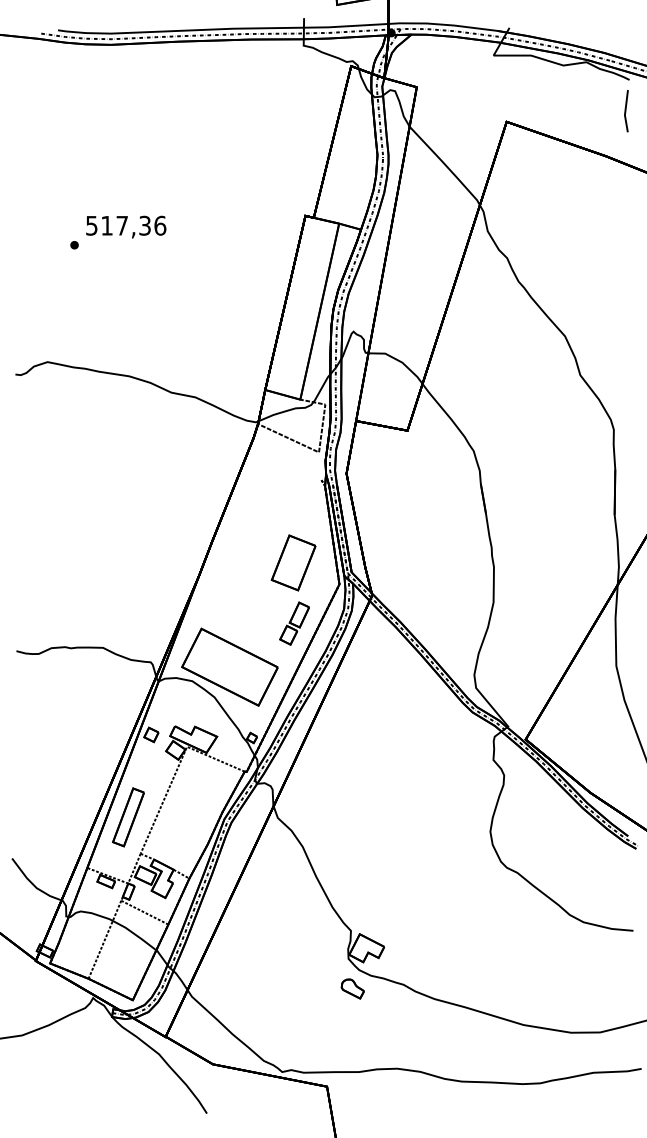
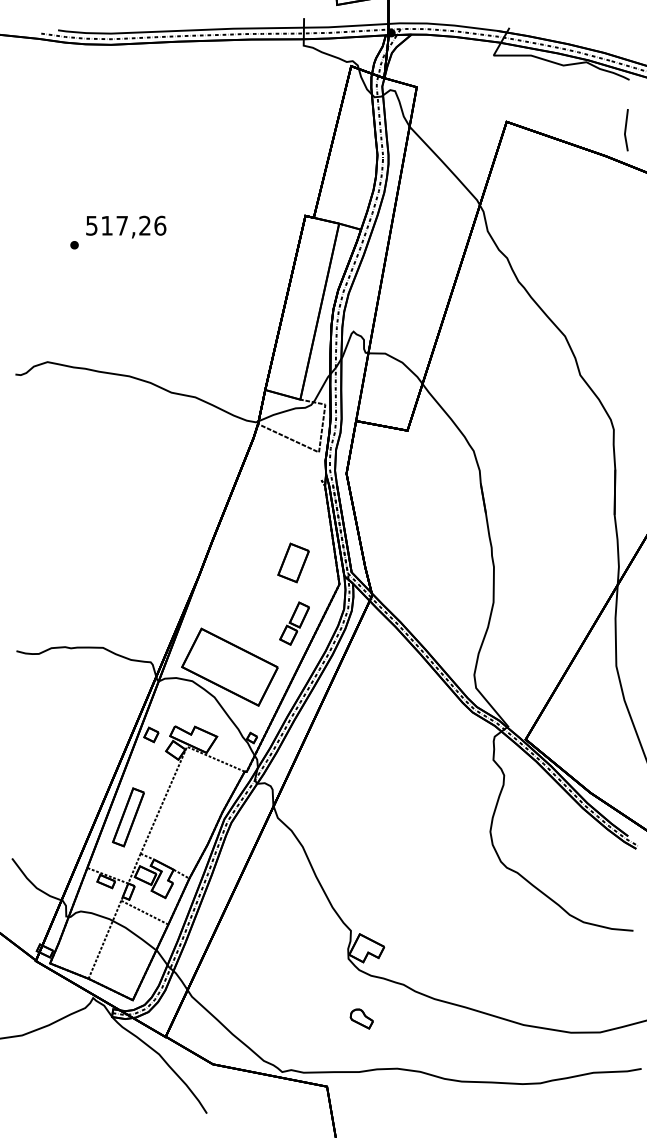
line position: (626, 111) -> (626, 130) (626, 130)
text: 517,36 -> 517,26 (144, 225)
part size: 47x58 px -> 33x42 px (293, 562)
part position: (352, 988) -> (361, 1018) (361, 1018)
